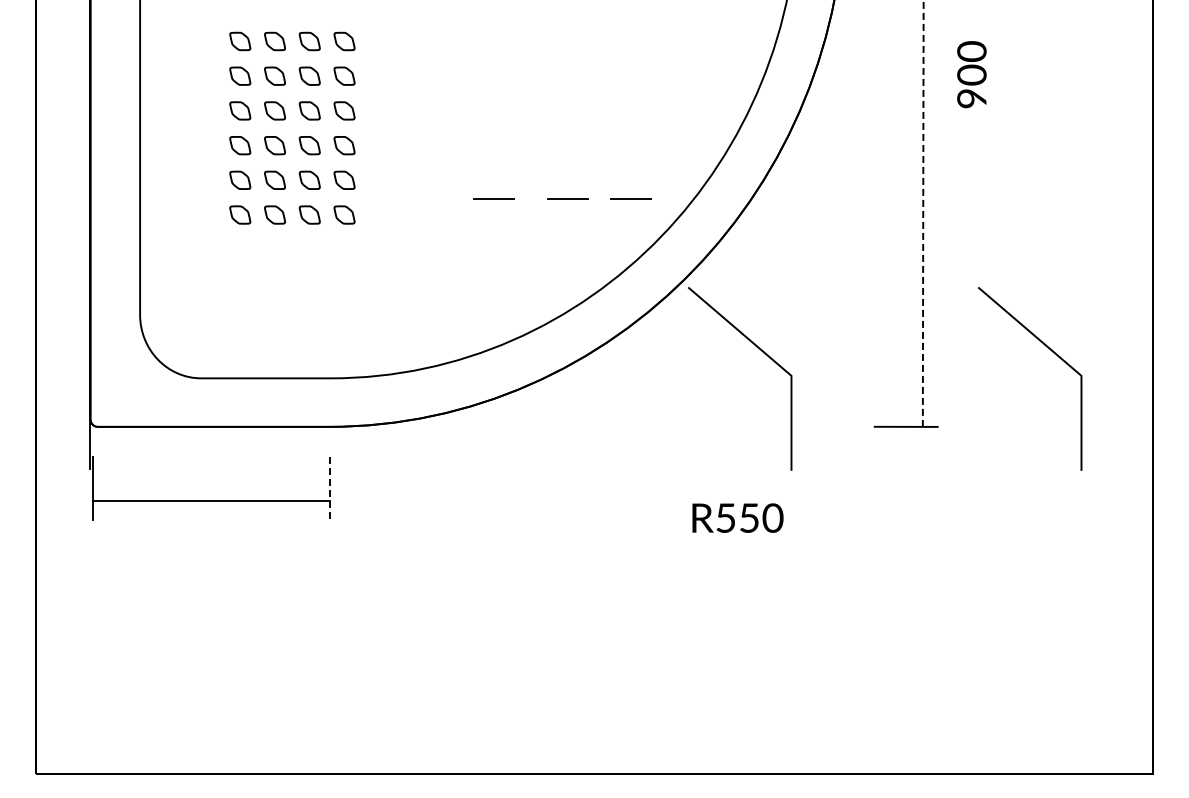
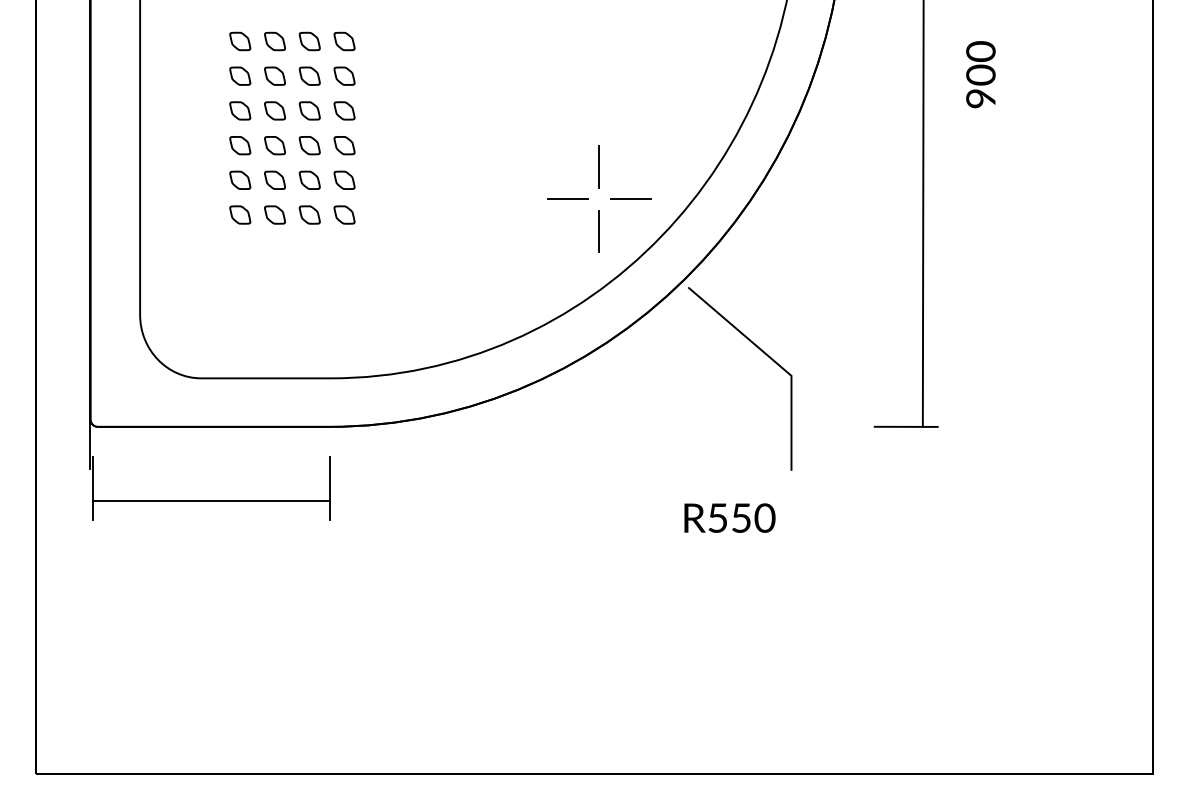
text position: (971, 74) -> (980, 74) (980, 74)
line: none -> present (599, 167)
line: present -> none (493, 198)
line: dashed -> solid (923, 213)
line: none -> present (599, 231)
line: present -> none (1053, 353)
line: dashed -> solid (329, 488)
text position: (737, 517) -> (729, 517) (729, 517)
